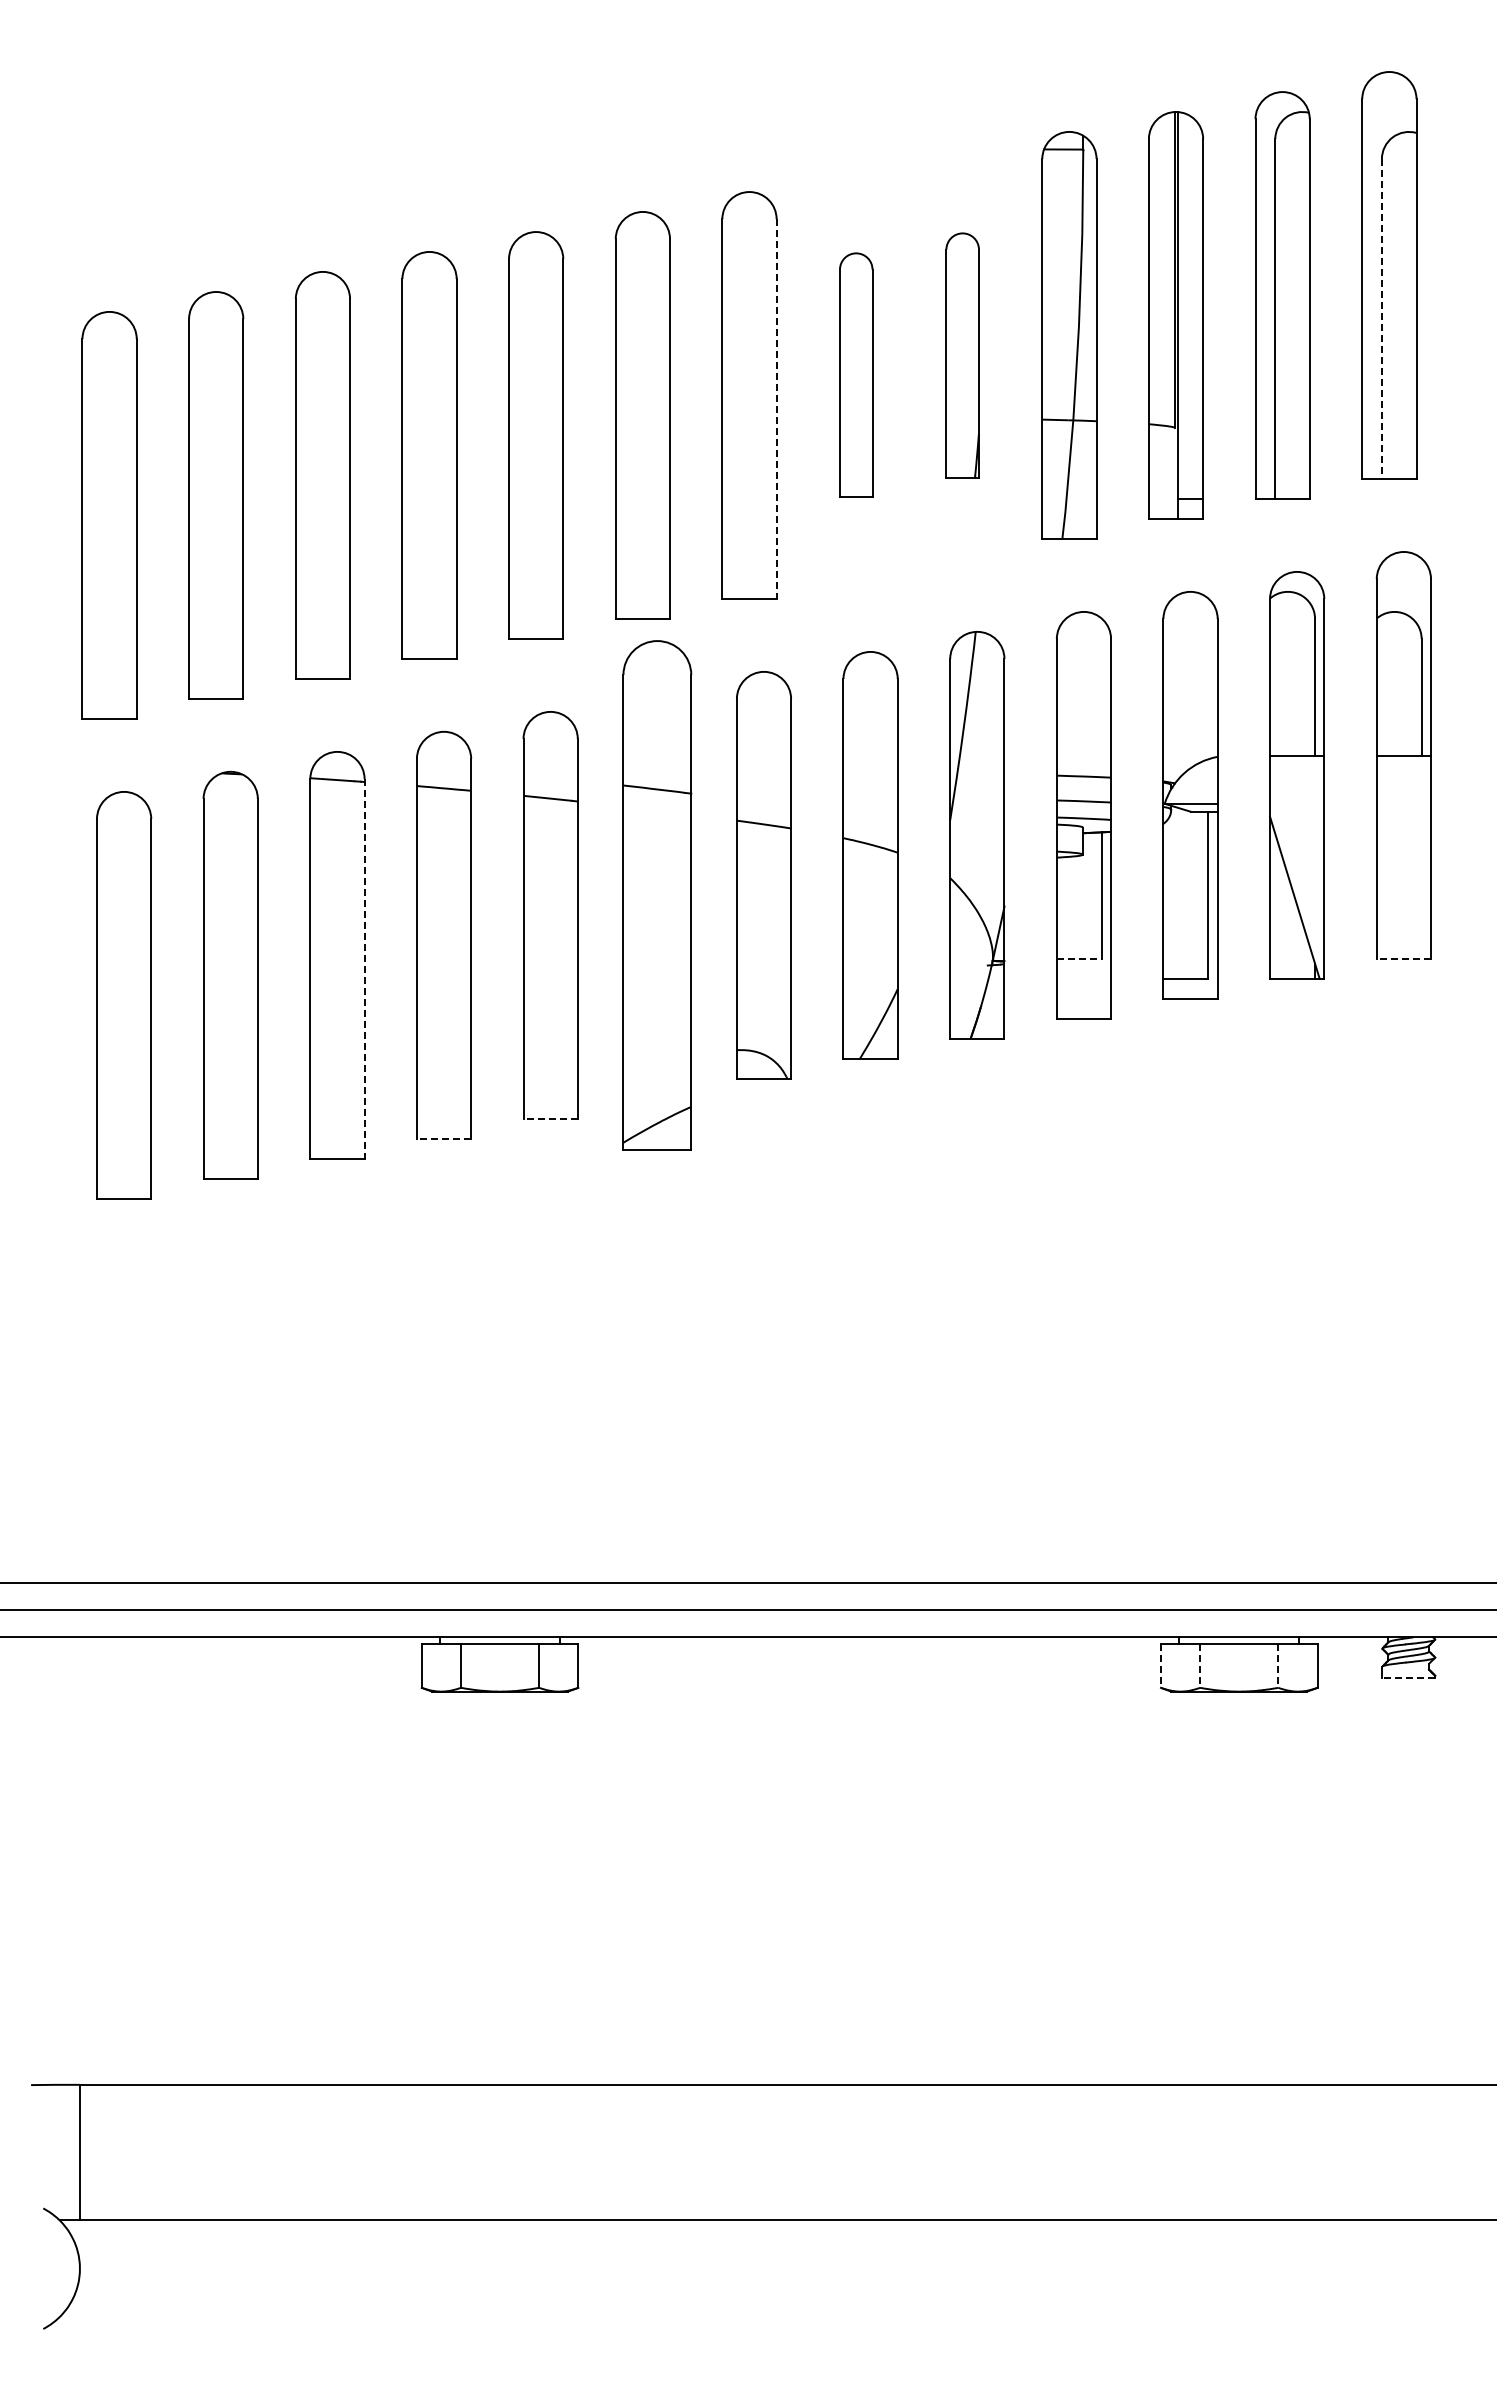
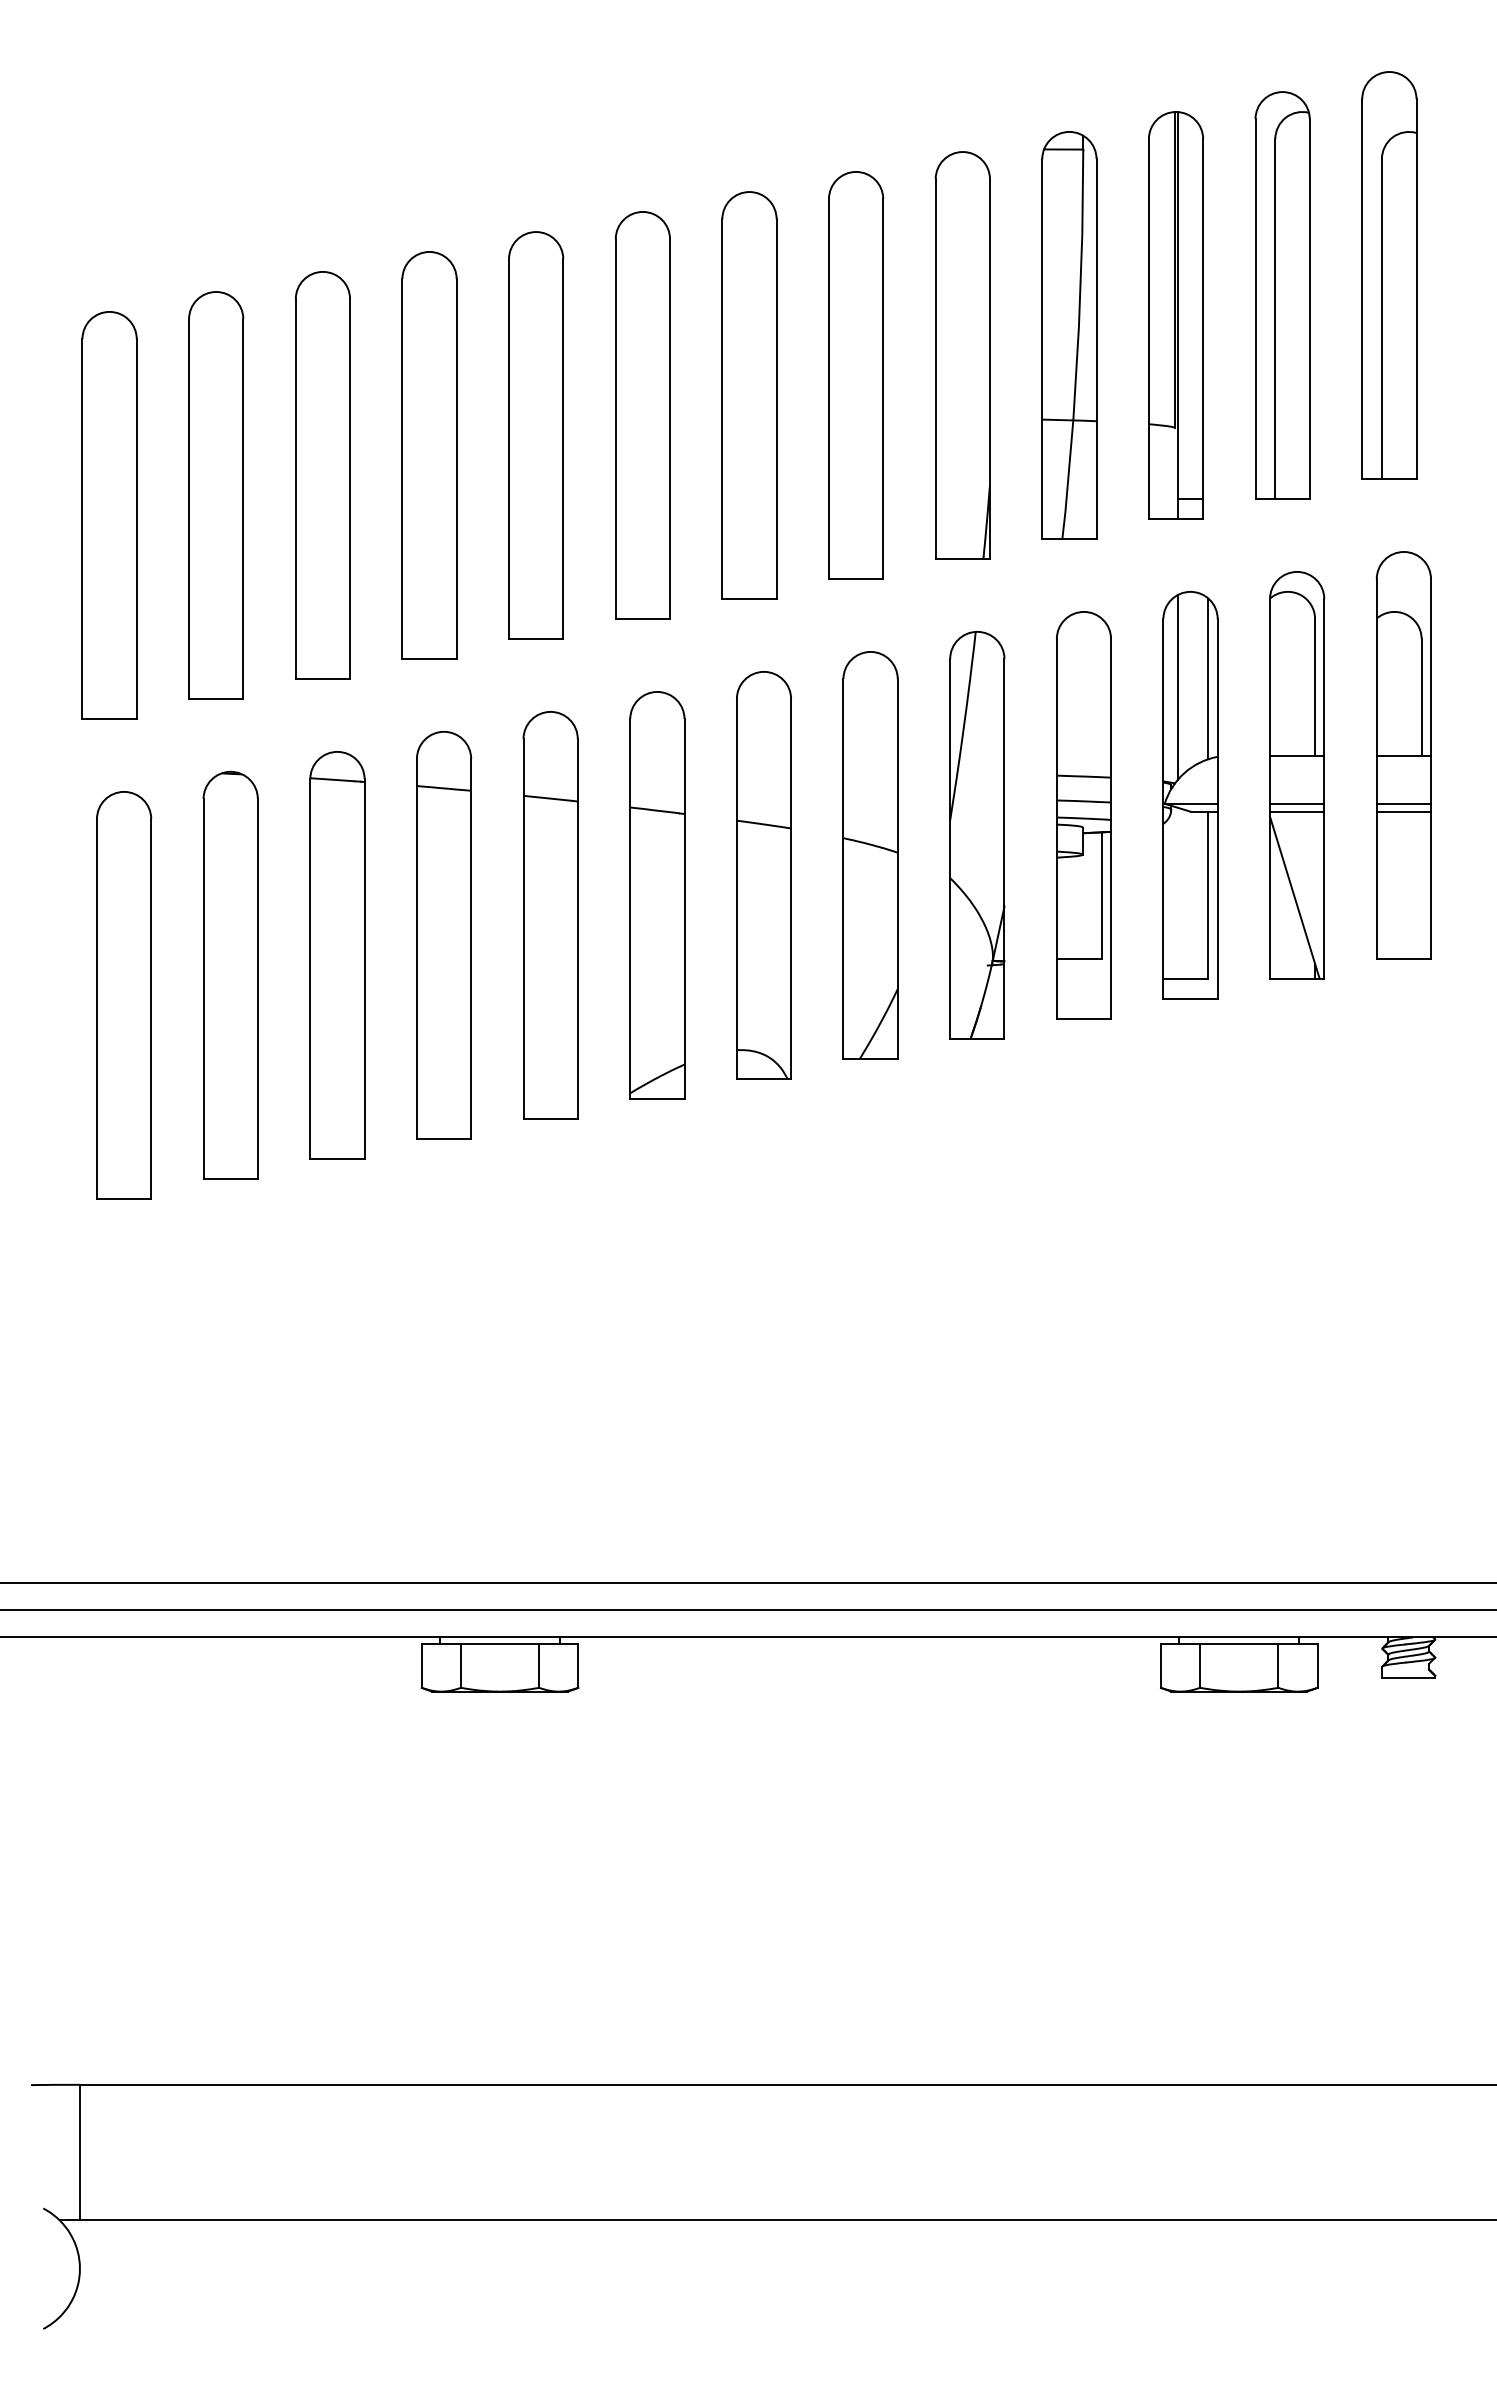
line: dashed -> solid (1381, 318)
part size: 35x247 px -> 57x409 px (962, 355)
part size: 35x246 px -> 57x409 px (856, 375)
line: dashed -> solid (776, 409)
line: none -> present (1208, 679)
line: none -> present (1177, 687)
line: none -> present (1297, 803)
line: none -> present (1403, 803)
line: none -> present (1297, 811)
line: none -> present (1403, 811)
part size: 71x511 px -> 57x409 px (657, 895)
line: dashed -> solid (1079, 958)
line: dashed -> solid (1403, 958)
line: dashed -> solid (364, 968)
line: dashed -> solid (550, 1118)
line: dashed -> solid (443, 1138)
line: dashed -> solid (1160, 1666)
line: dashed -> solid (1200, 1666)
line: dashed -> solid (1278, 1666)
line: dashed -> solid (1408, 1678)
